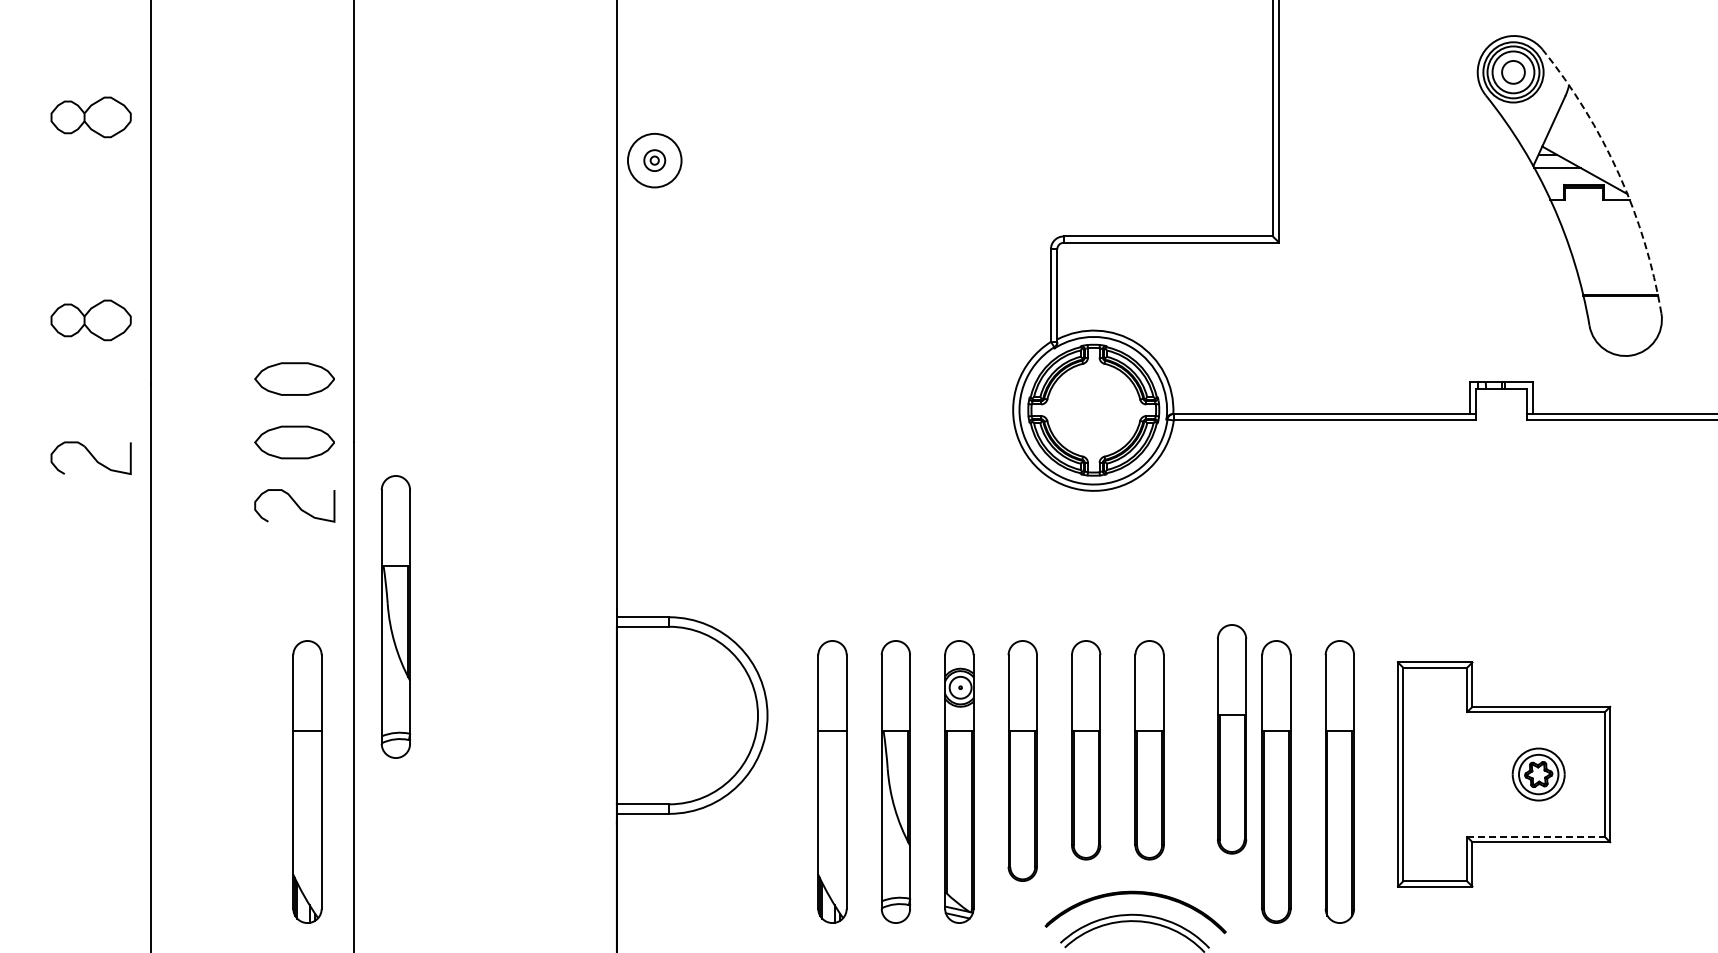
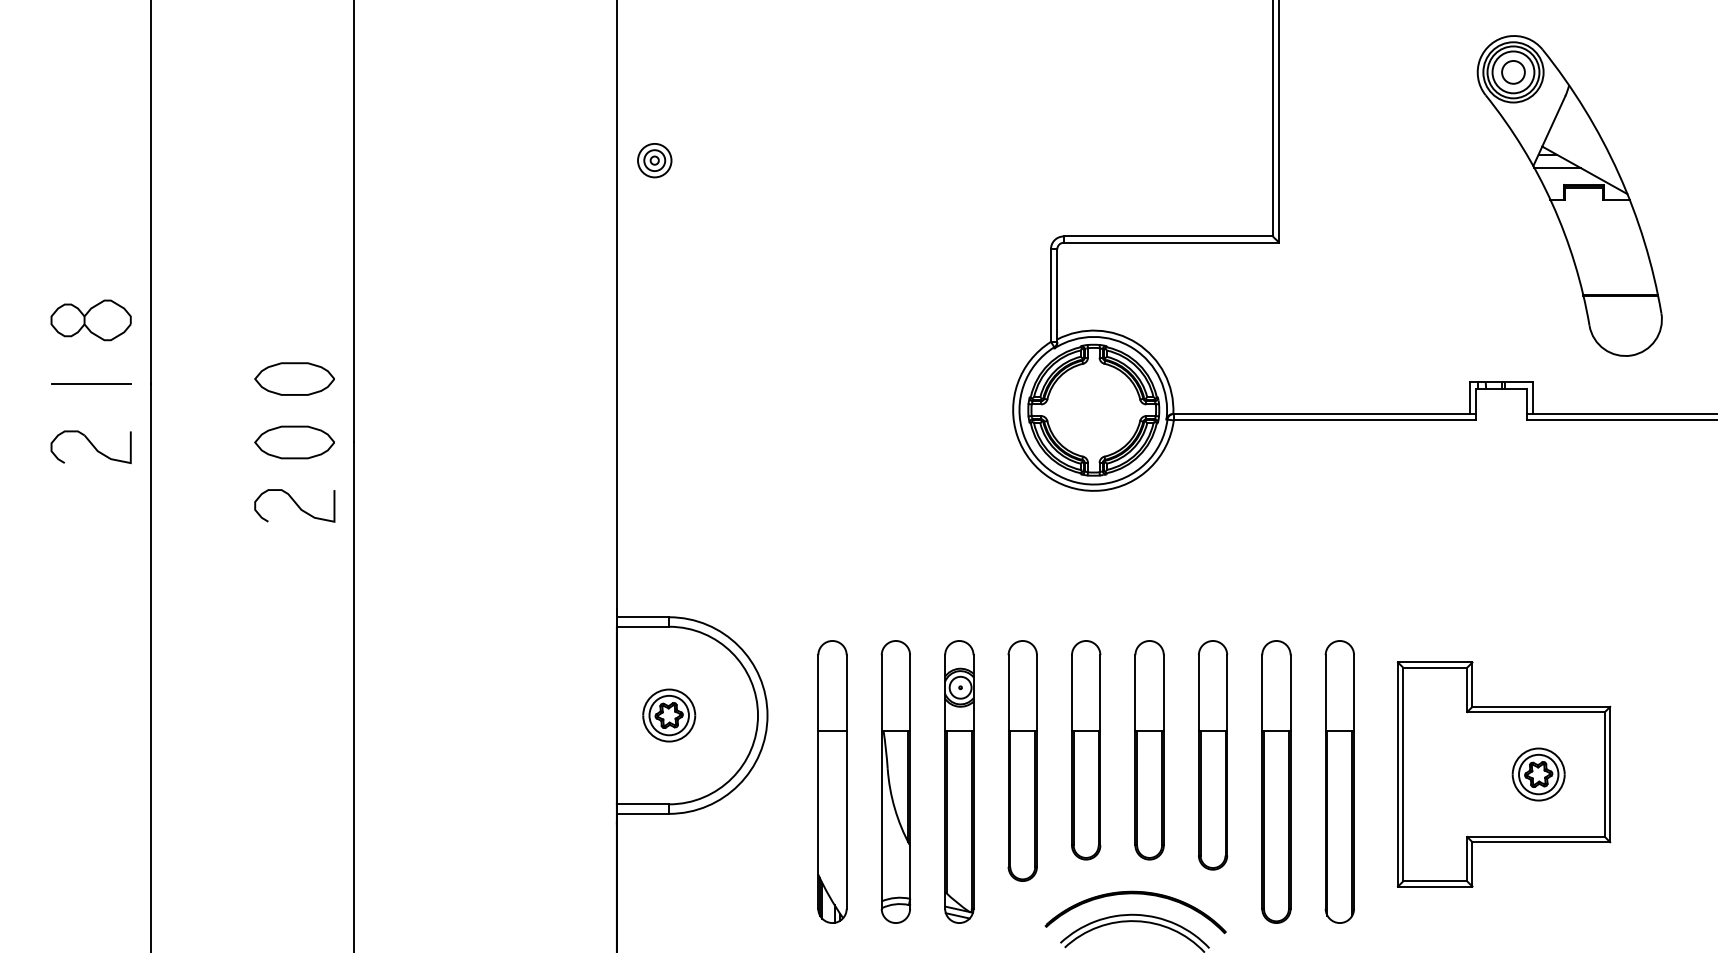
part: present -> none (90, 117)
circle diameter: 54 px -> 33 px (654, 160)
arc: dashed -> solid (1618, 173)
line: none -> present (90, 383)
part position: (90, 458) -> (90, 447) (90, 447)
part: present -> none (395, 616)
part: none -> present (669, 715)
part position: (1232, 739) -> (1213, 755) (1213, 755)
part: present -> none (307, 781)
line: dashed -> solid (1536, 837)
